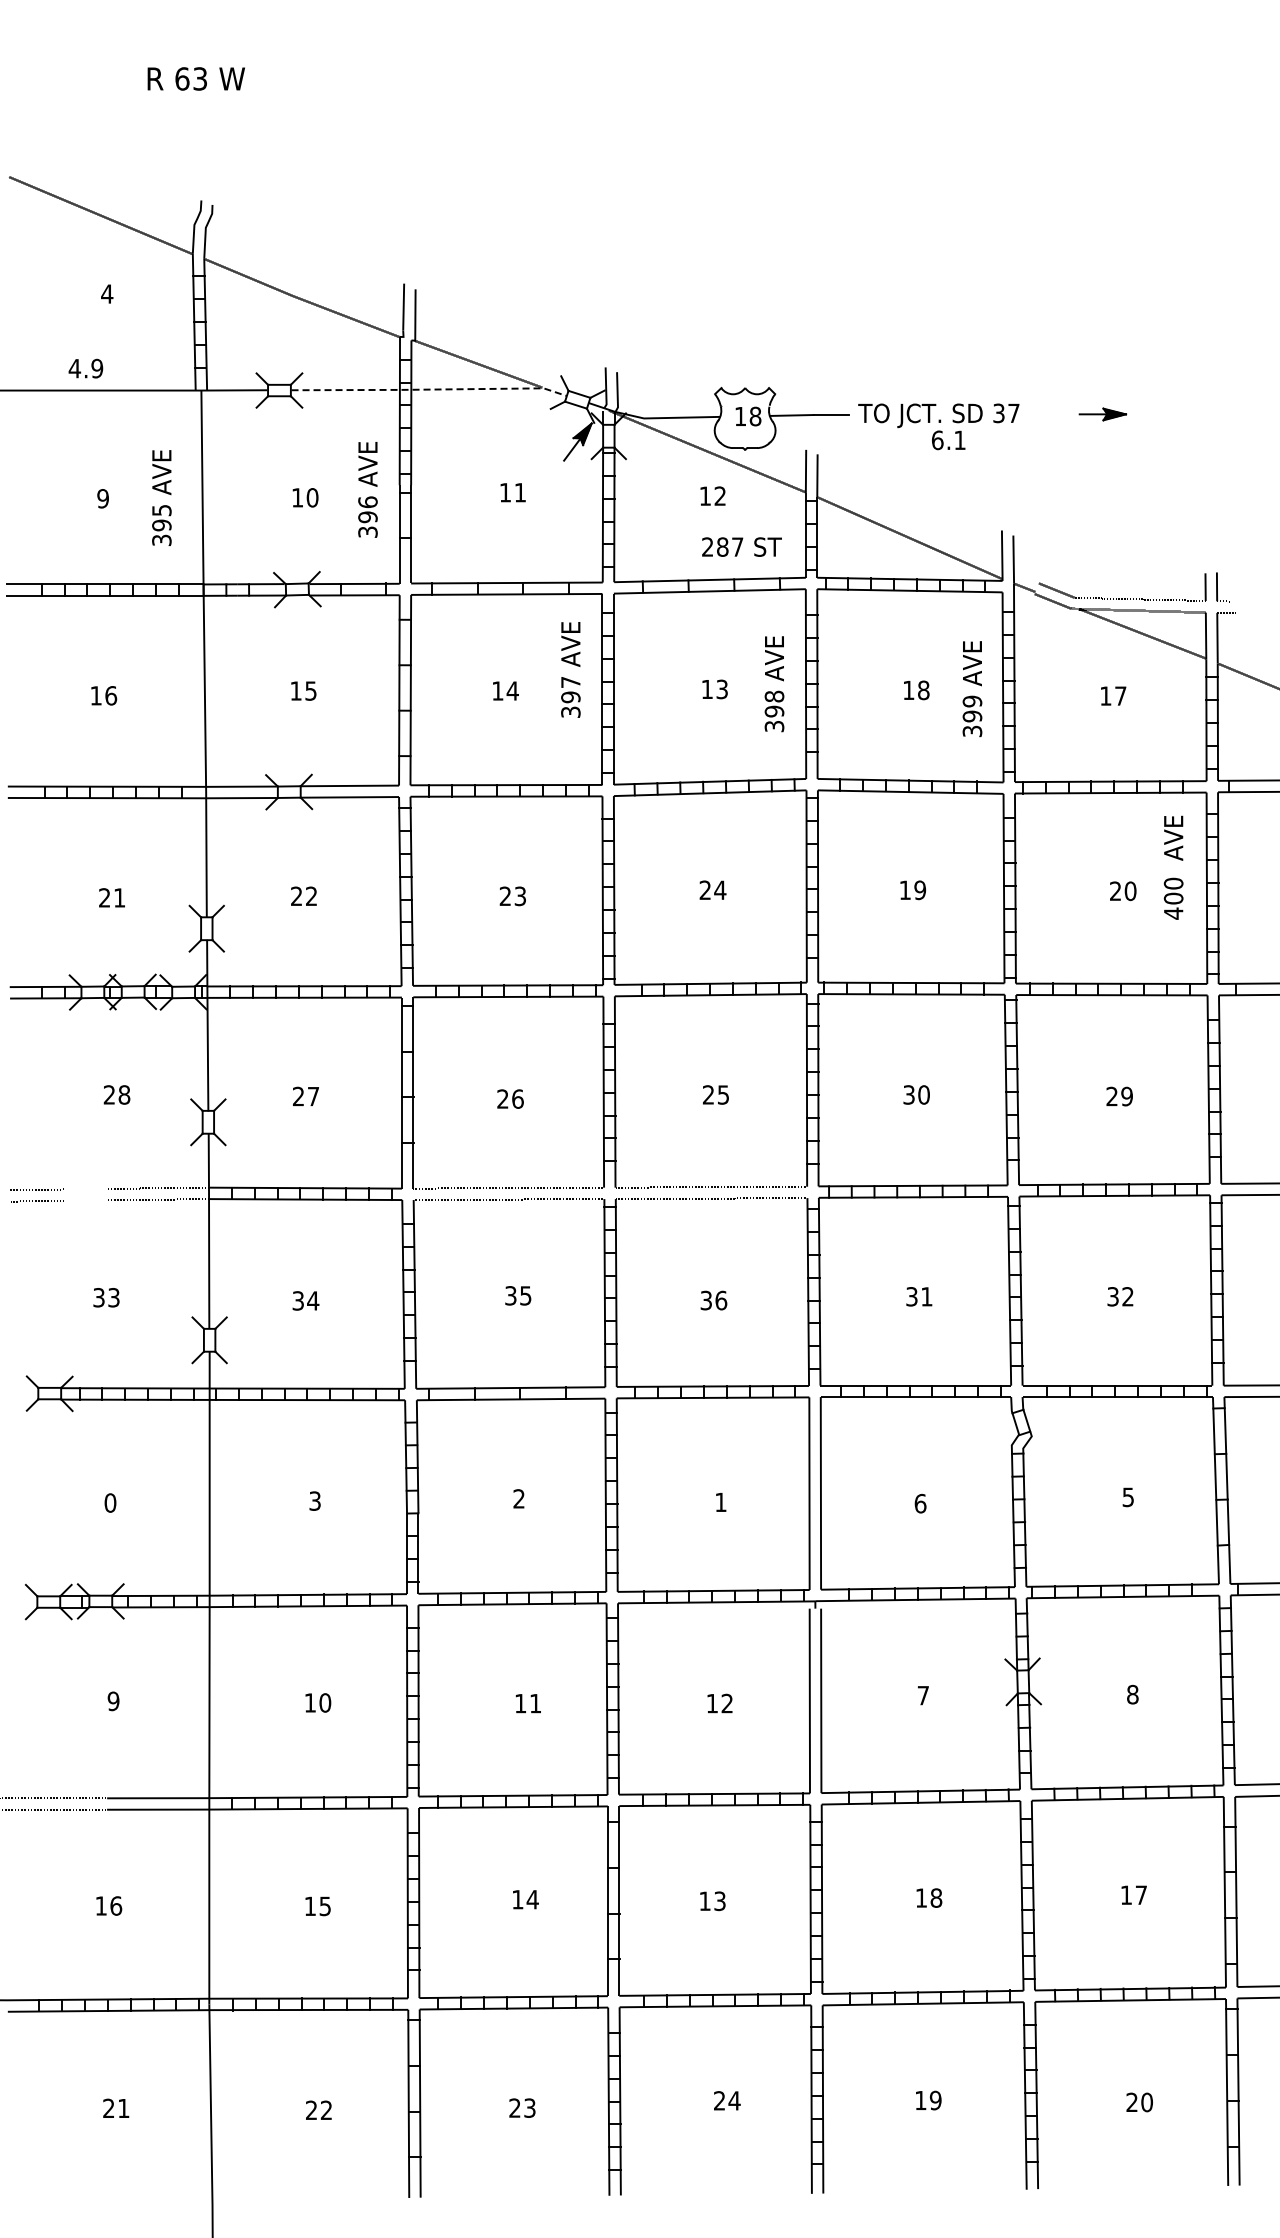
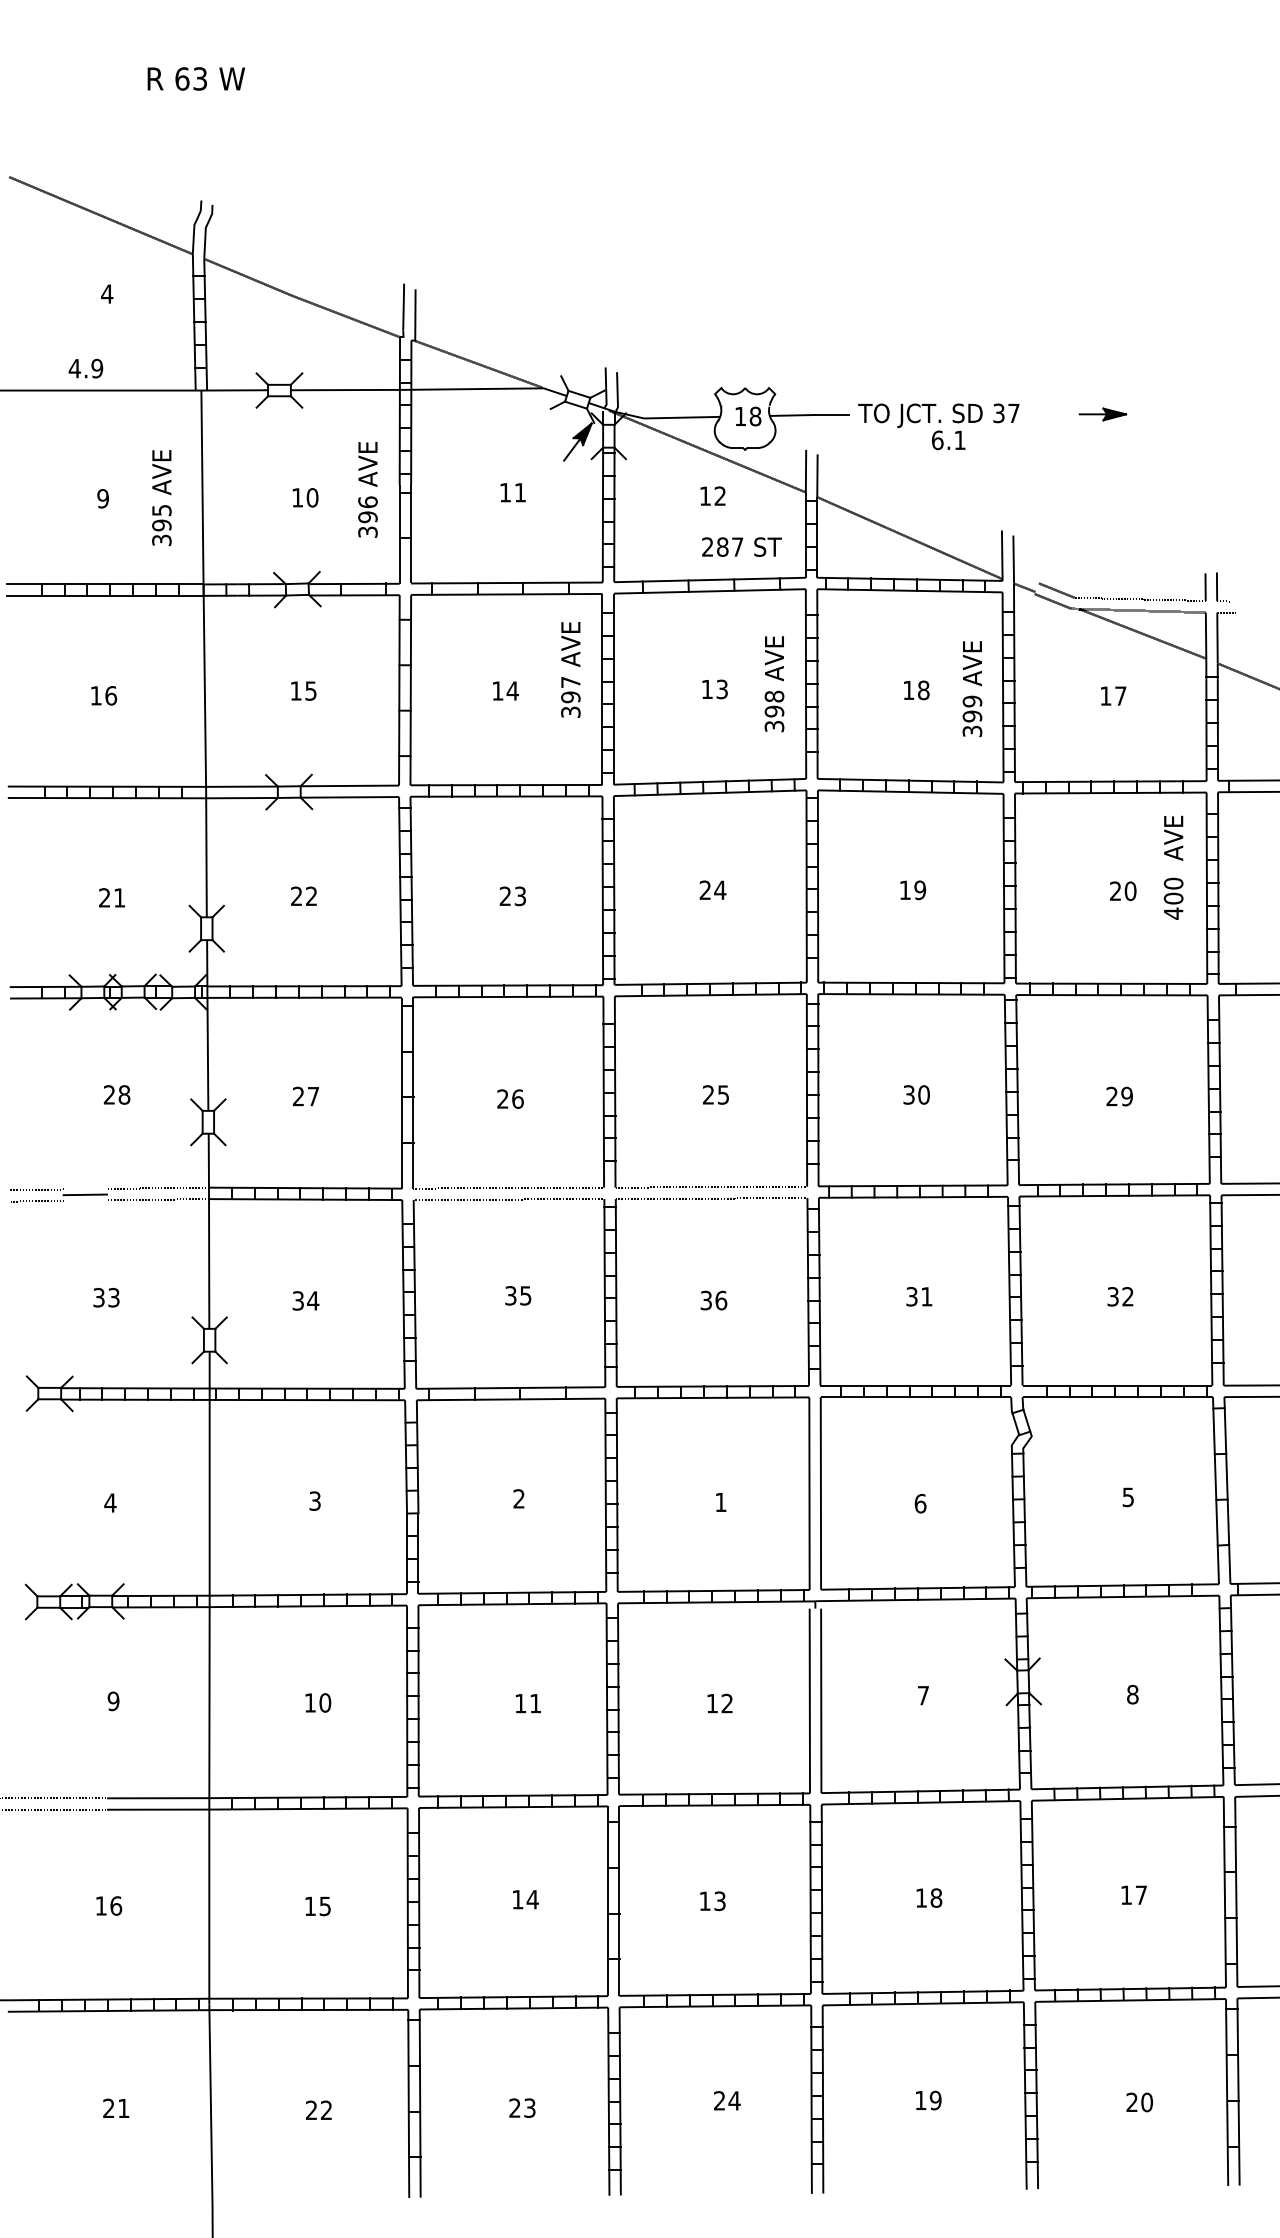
line: dashed -> solid (430, 389)
line: none -> present (84, 1194)
text: 0 -> 4 (110, 1502)
